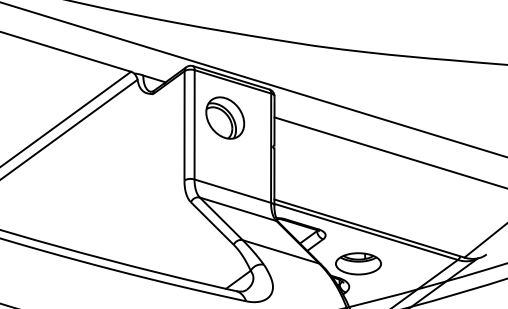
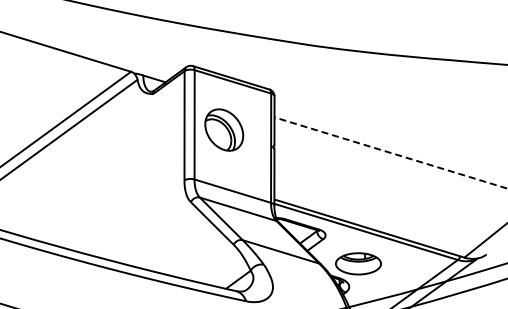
line: present -> none (253, 79)
part position: (225, 117) -> (224, 129) (224, 129)
line: solid -> dashed (390, 152)
